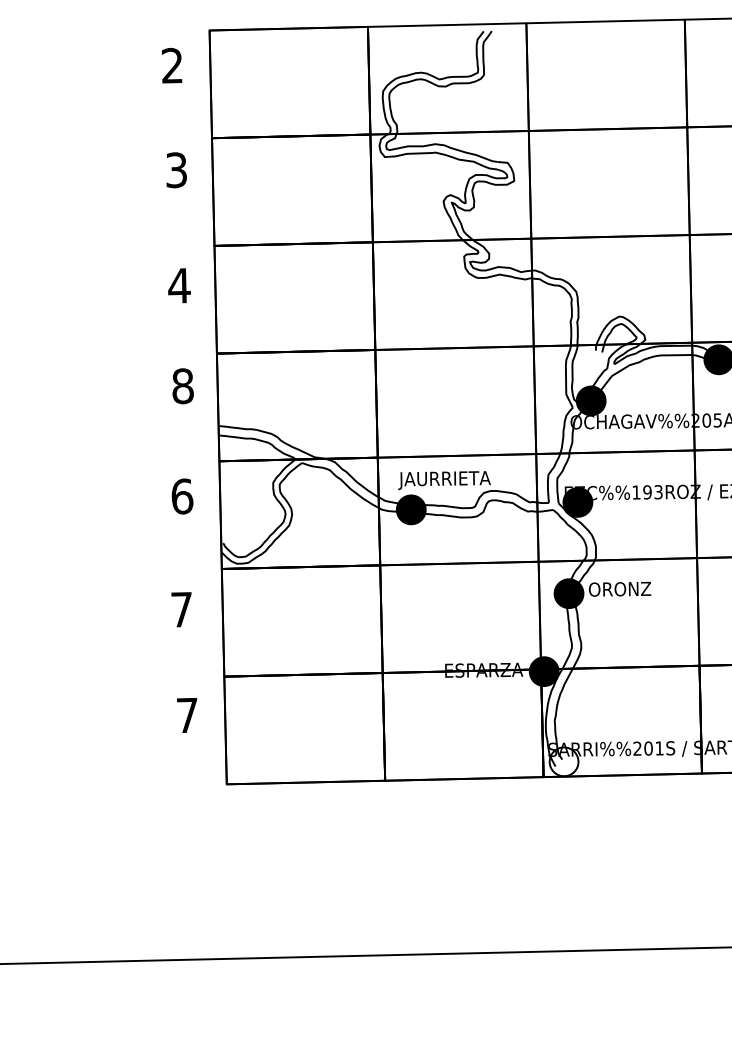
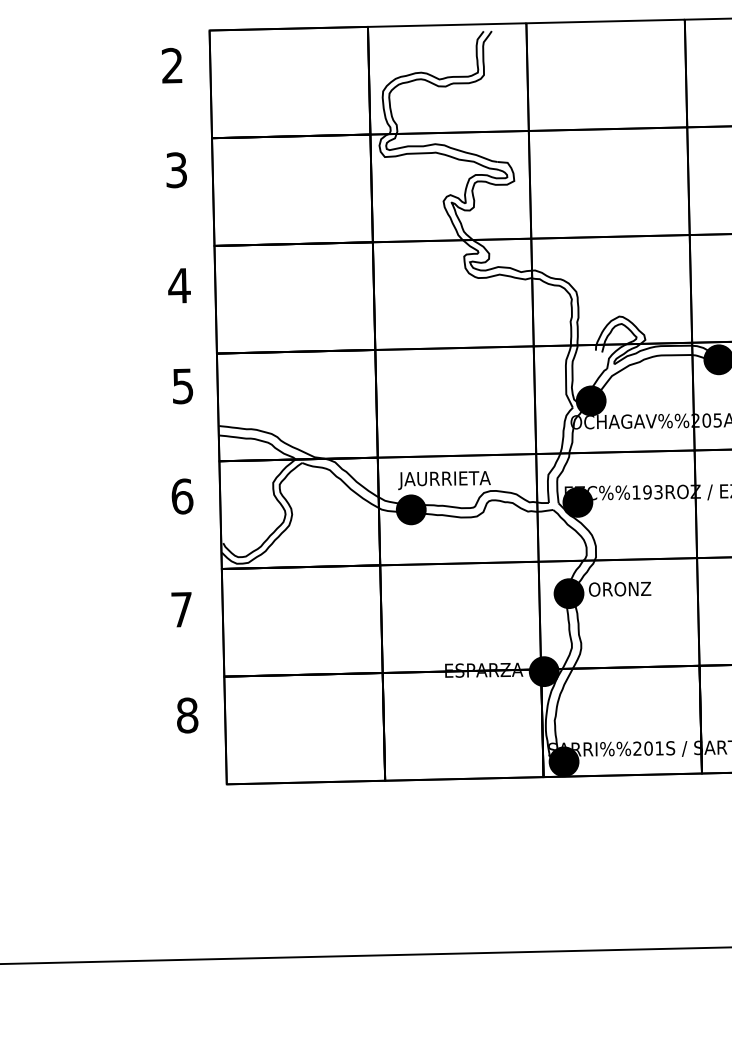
text: 8 -> 5 (182, 386)
text: 7 -> 8 (187, 715)
fill: none -> present (563, 761)
